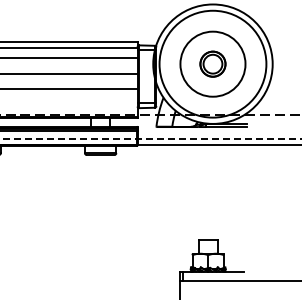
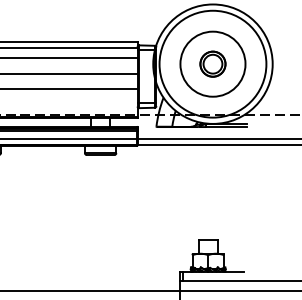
line: dashed -> solid (150, 139)
line: none -> present (150, 290)
